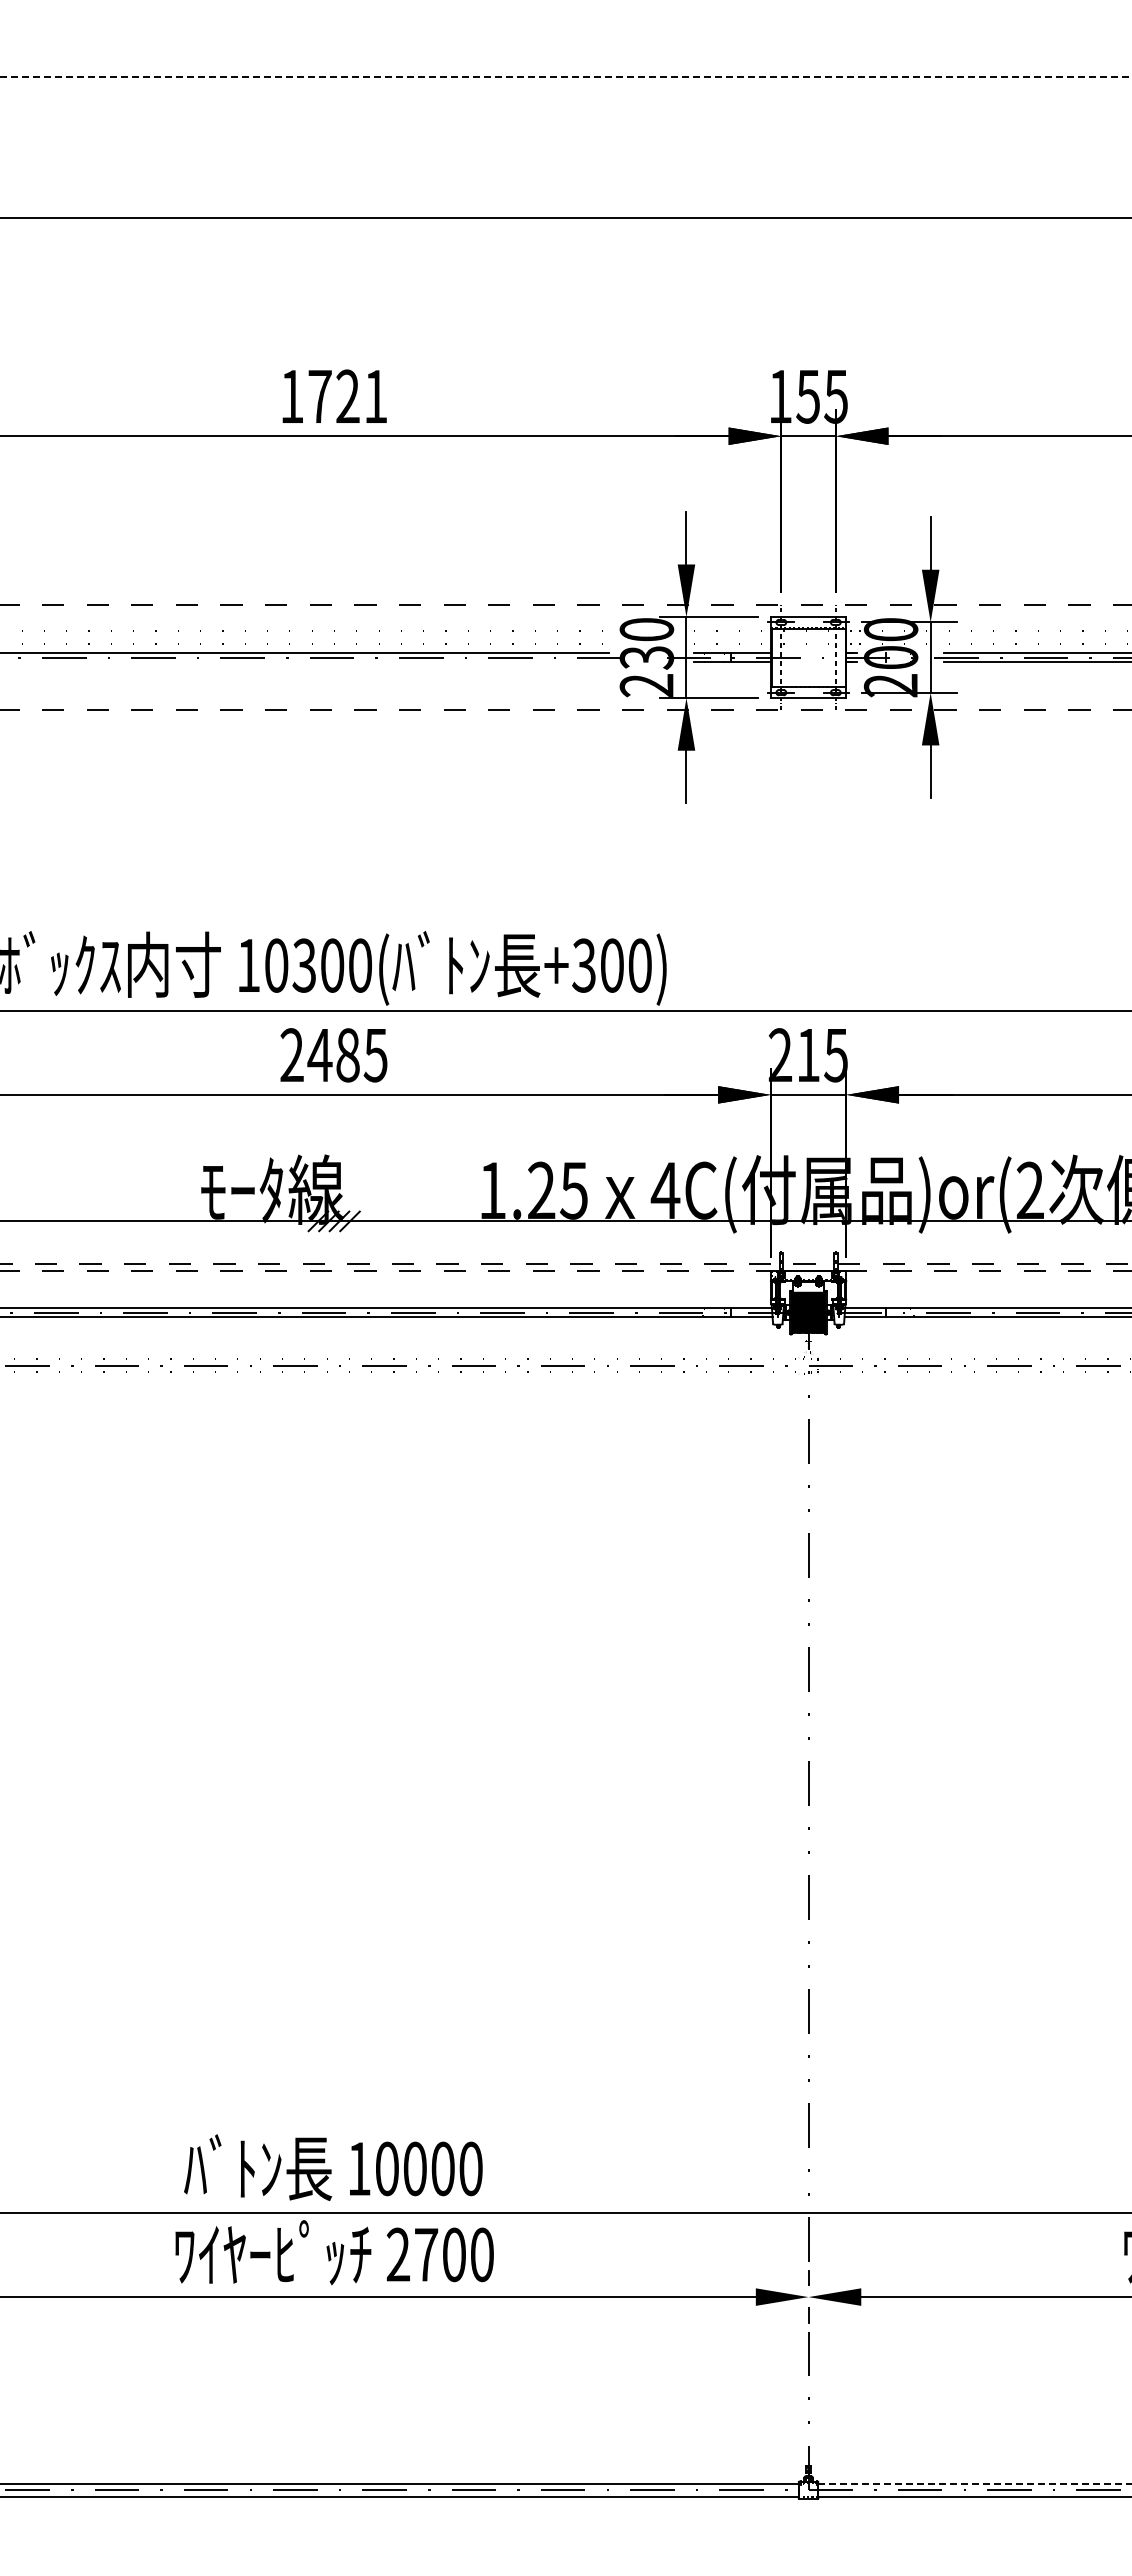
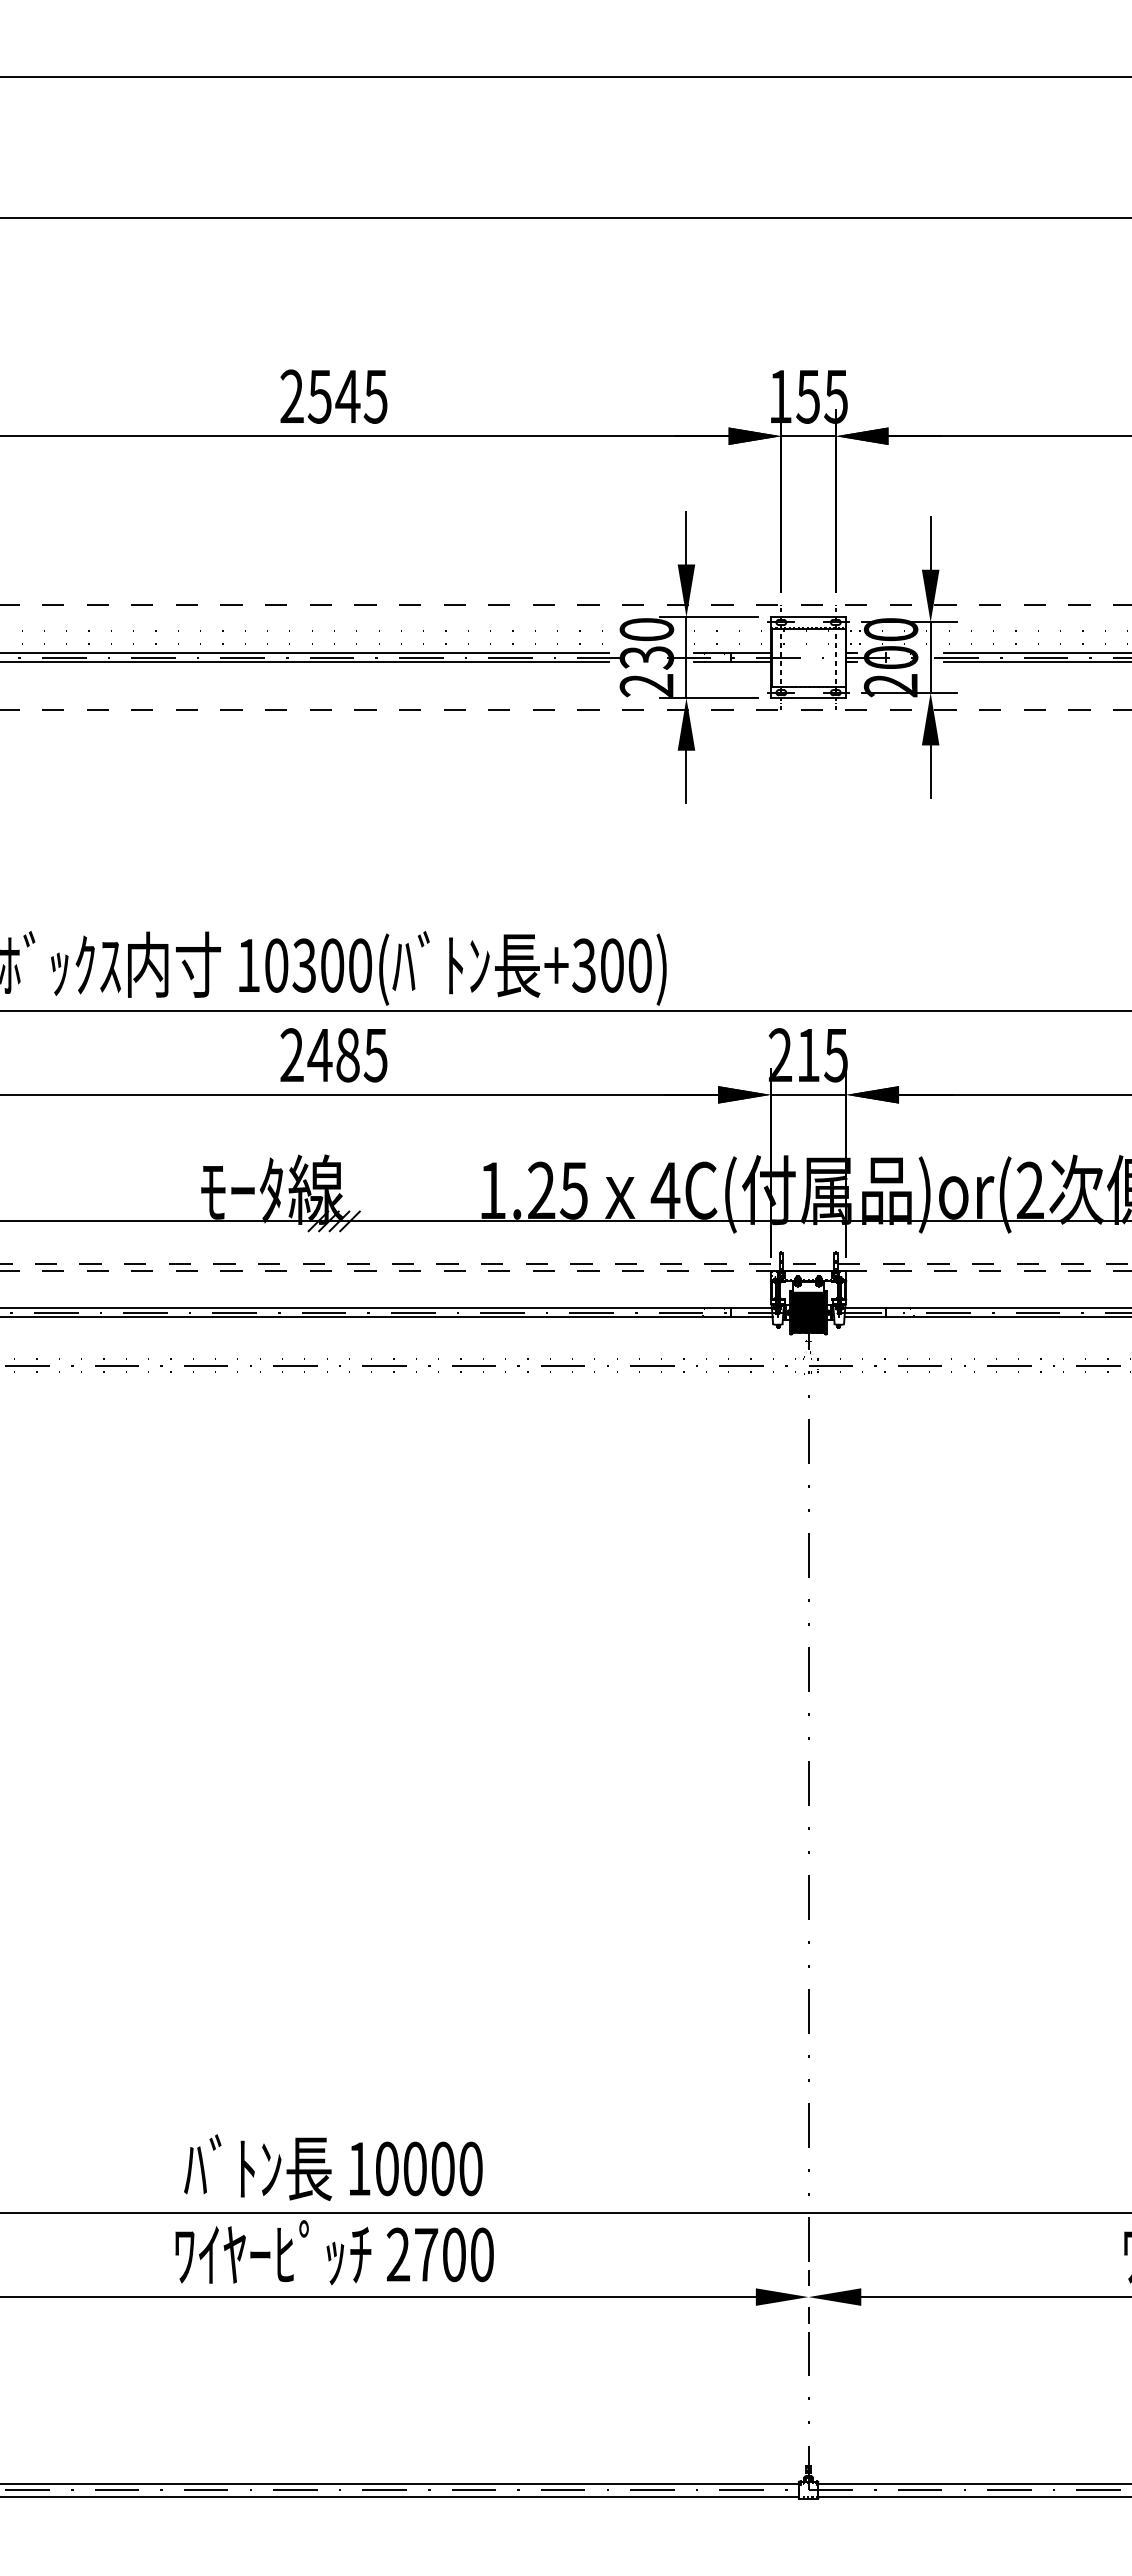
line: dashed -> solid (566, 77)
text: 1721 -> 2545 (333, 396)
line: none -> present (305, 661)
line: dashed -> solid (975, 2483)
